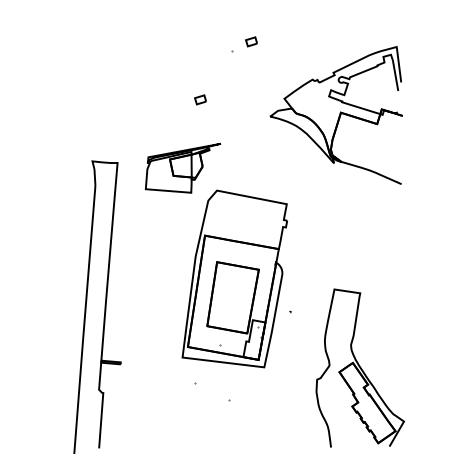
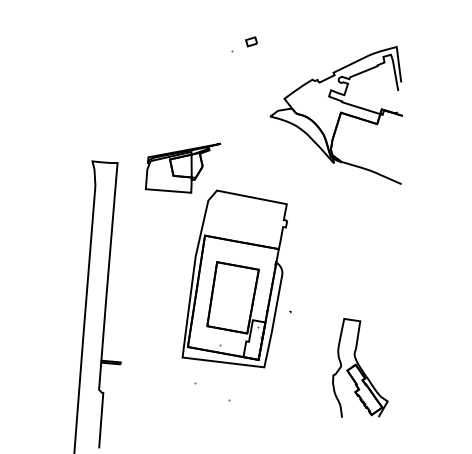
part: present -> none (200, 99)
part size: 91x160 px -> 57x100 px (360, 367)
